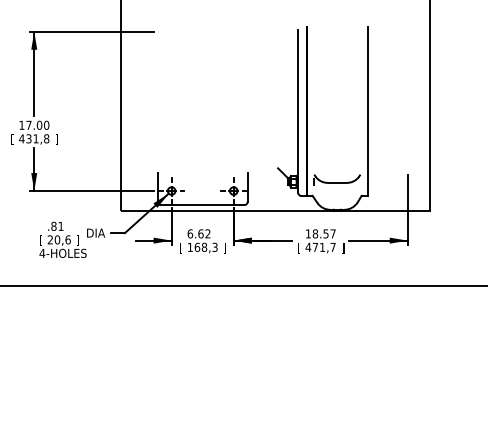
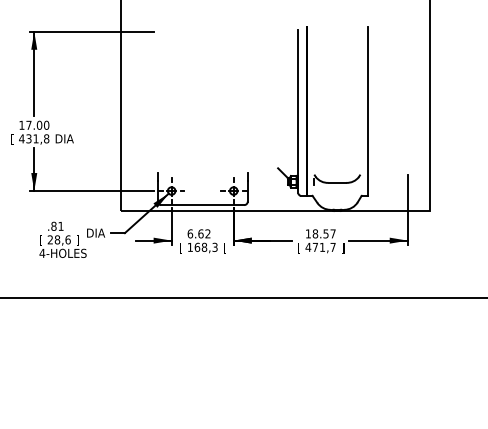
text: ] -> DIA (64, 139)
text: 20,6 -> 28,6 (57, 239)
text: ] -> [ (224, 247)
line position: (243, 285) -> (243, 297) (243, 297)
